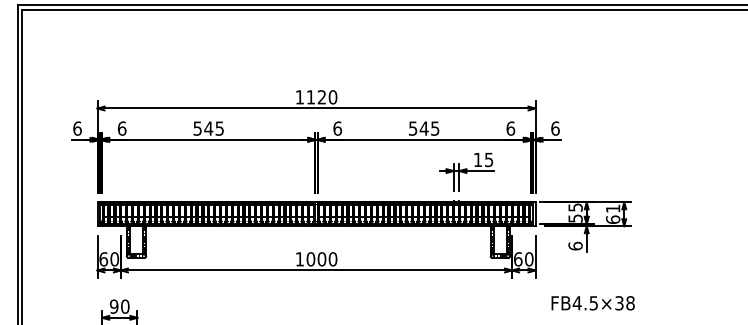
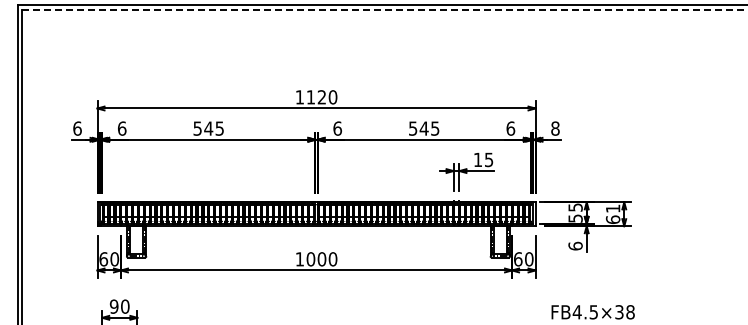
line: solid -> dashed (385, 9)
text: 6 -> 8 (555, 128)
text position: (592, 303) -> (592, 312) (592, 312)
